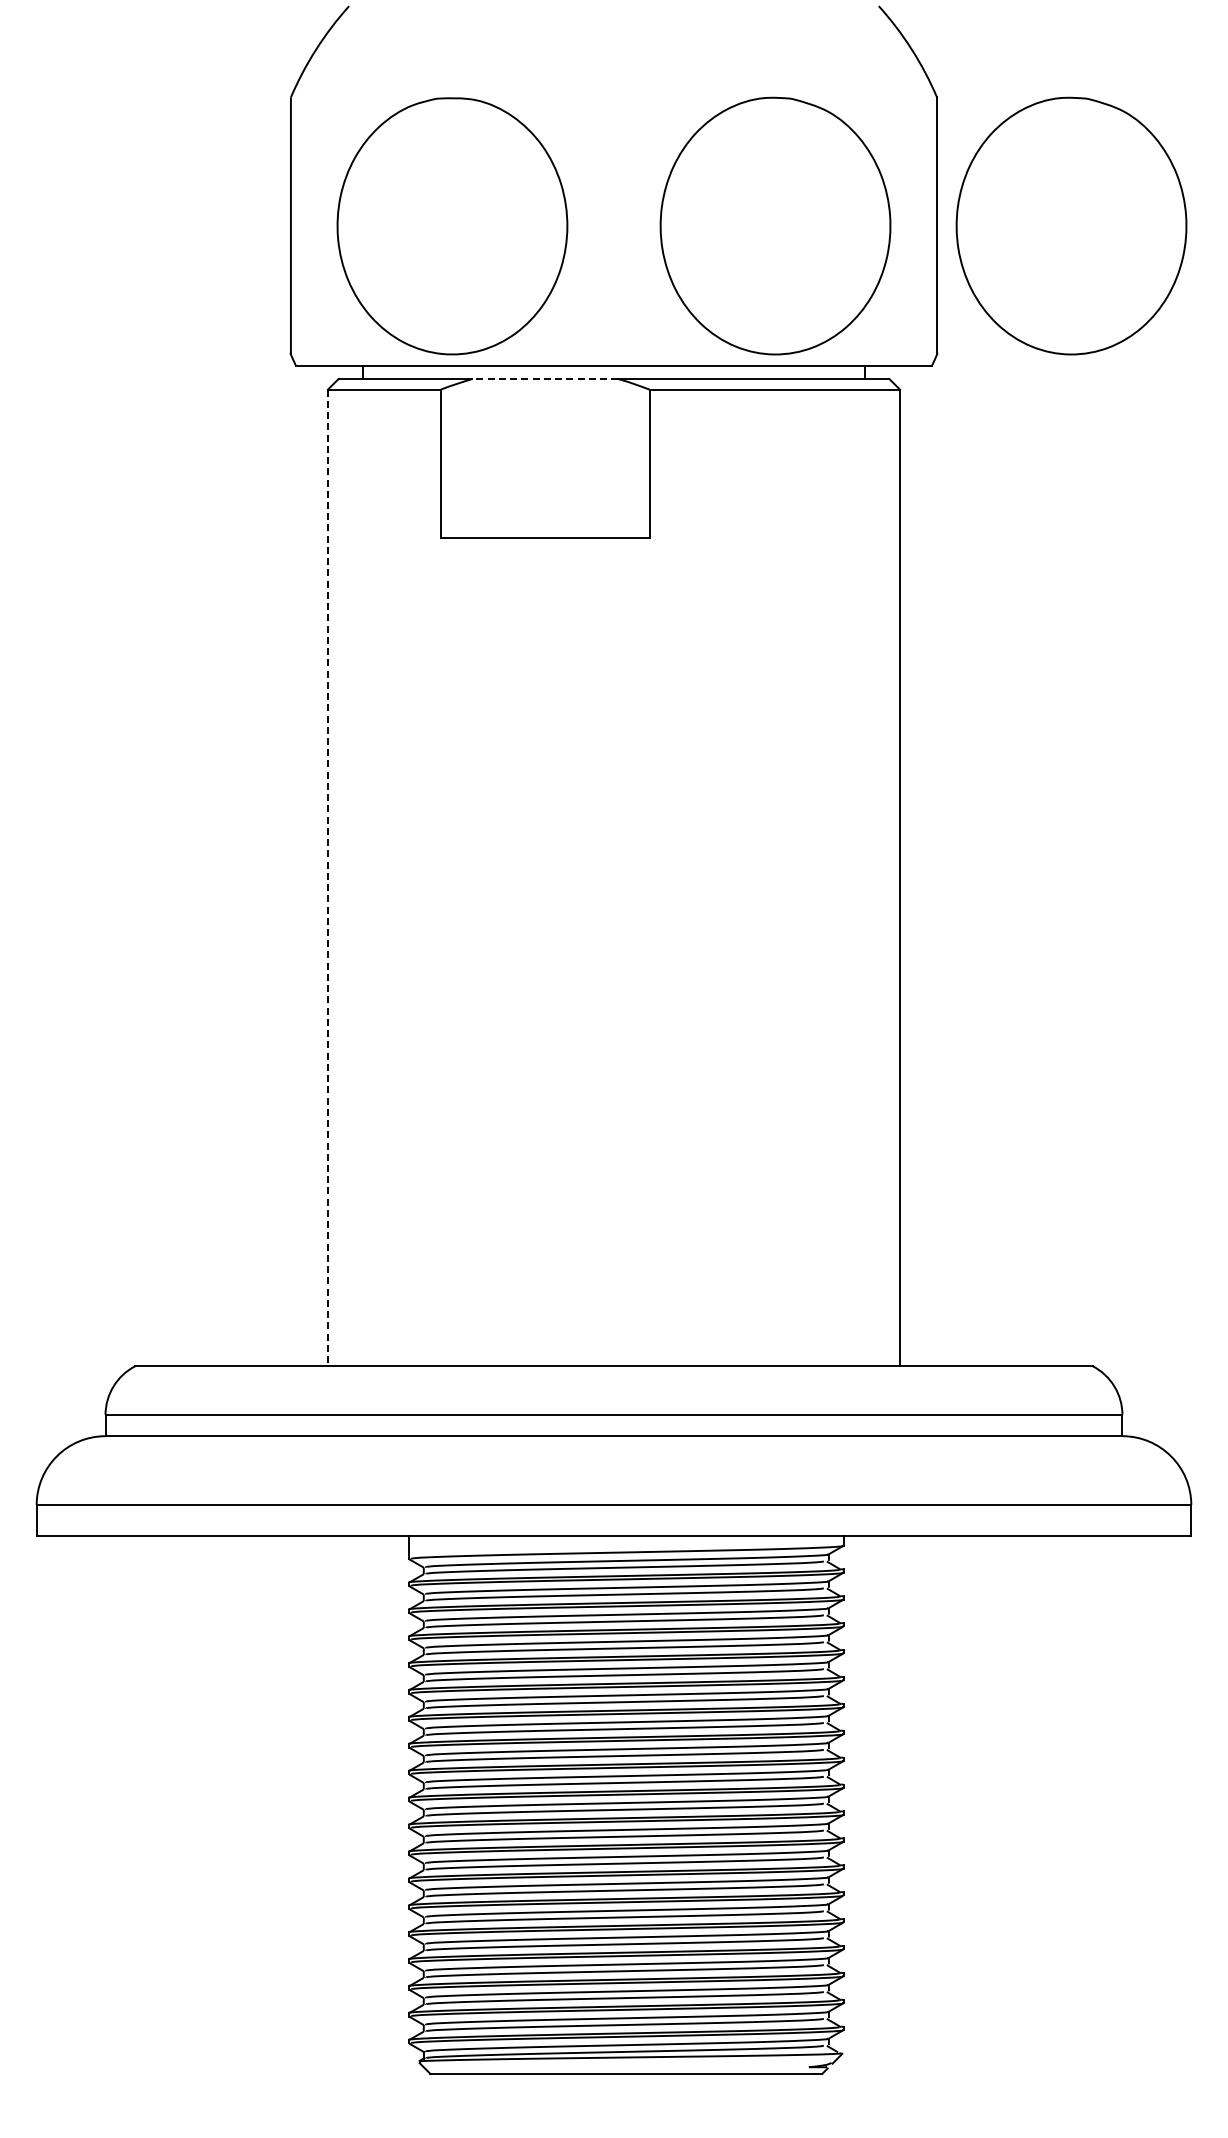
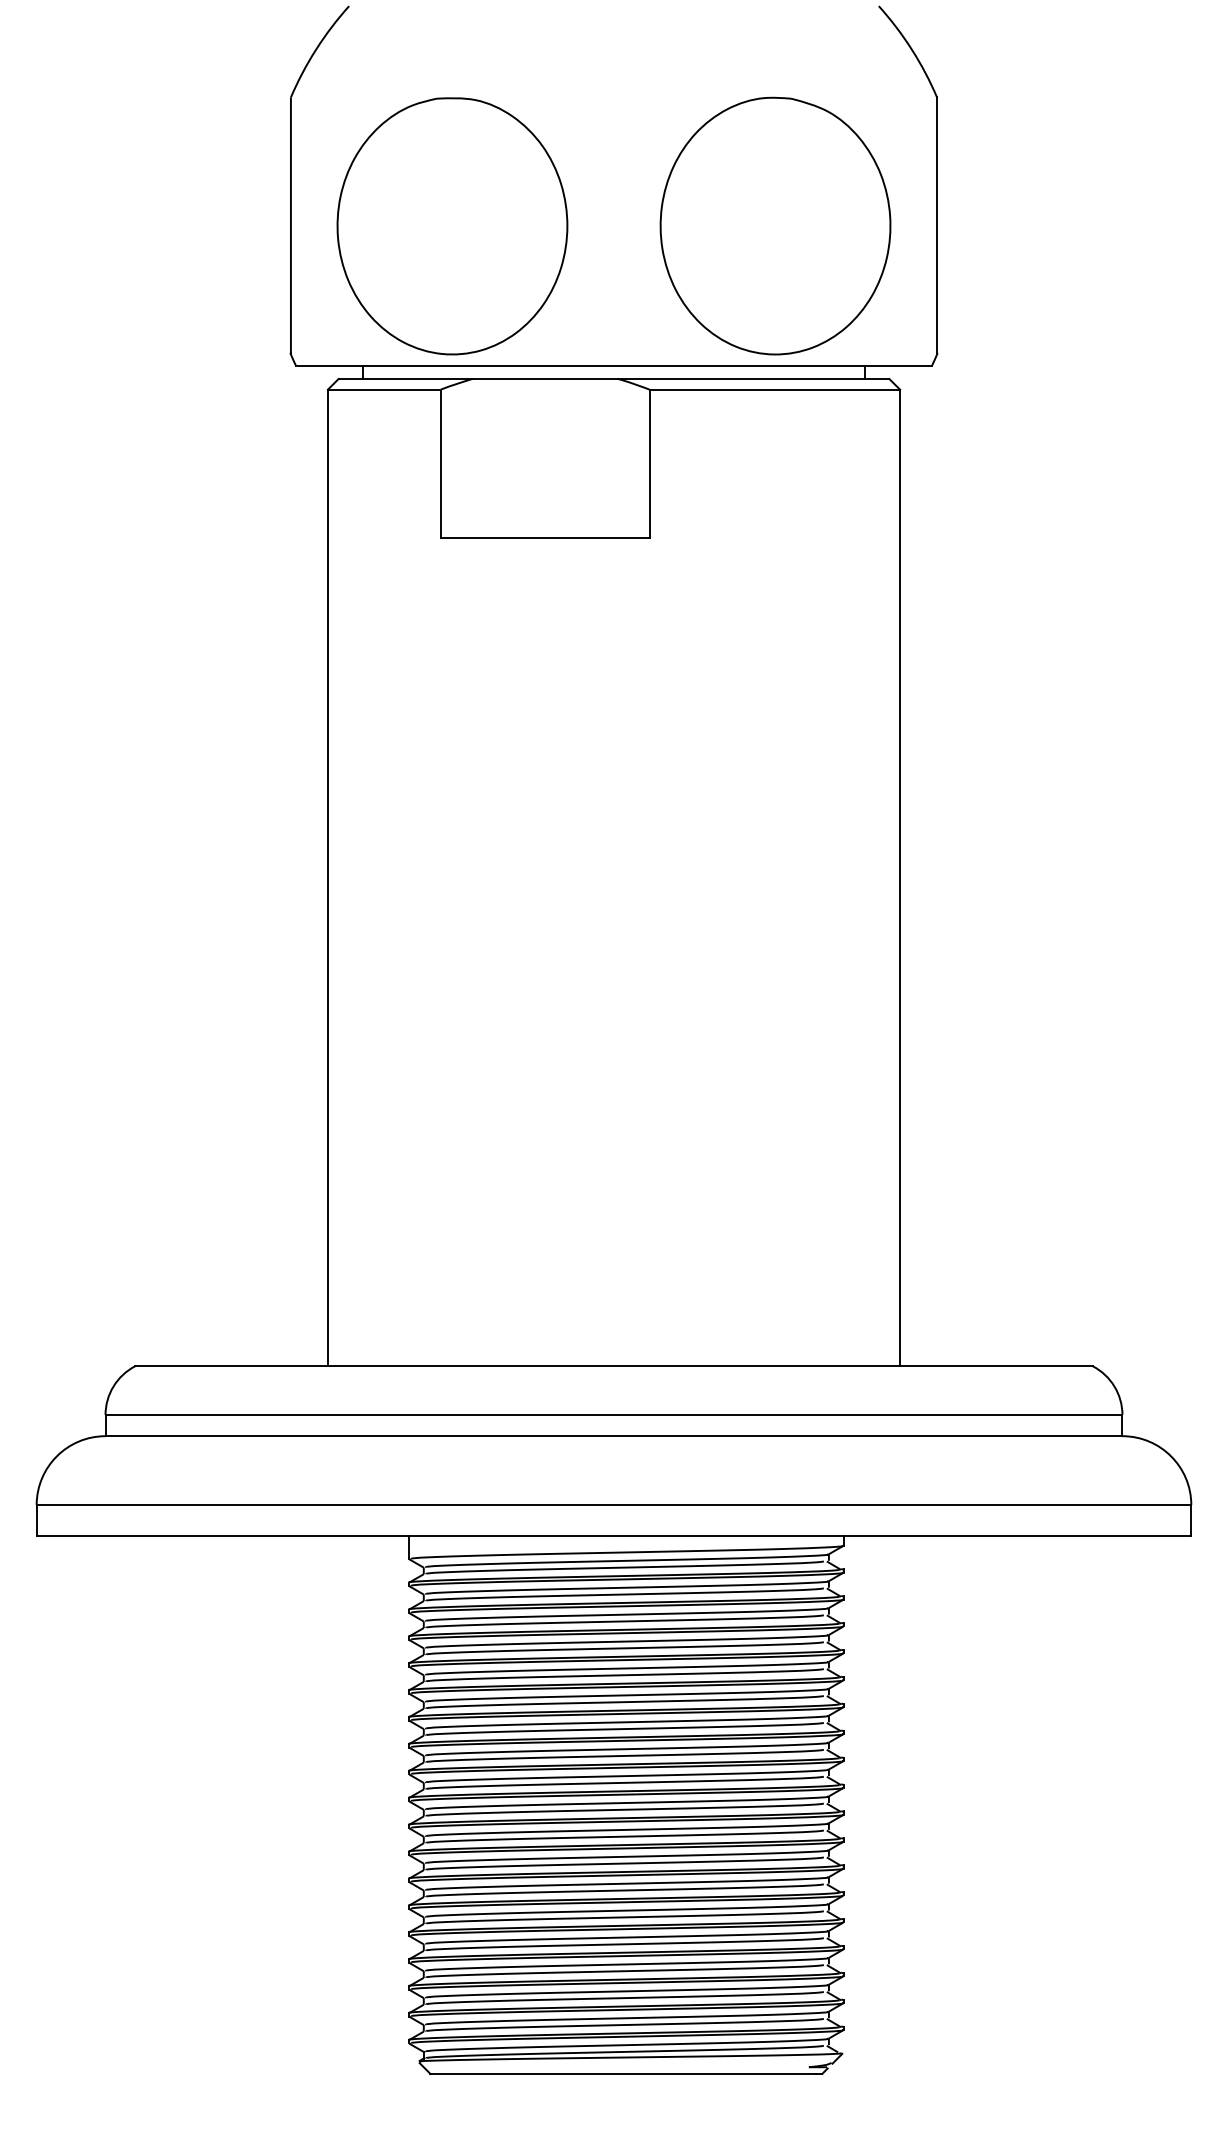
part: present -> none (1071, 225)
line: dashed -> solid (544, 379)
line: dashed -> solid (327, 878)
